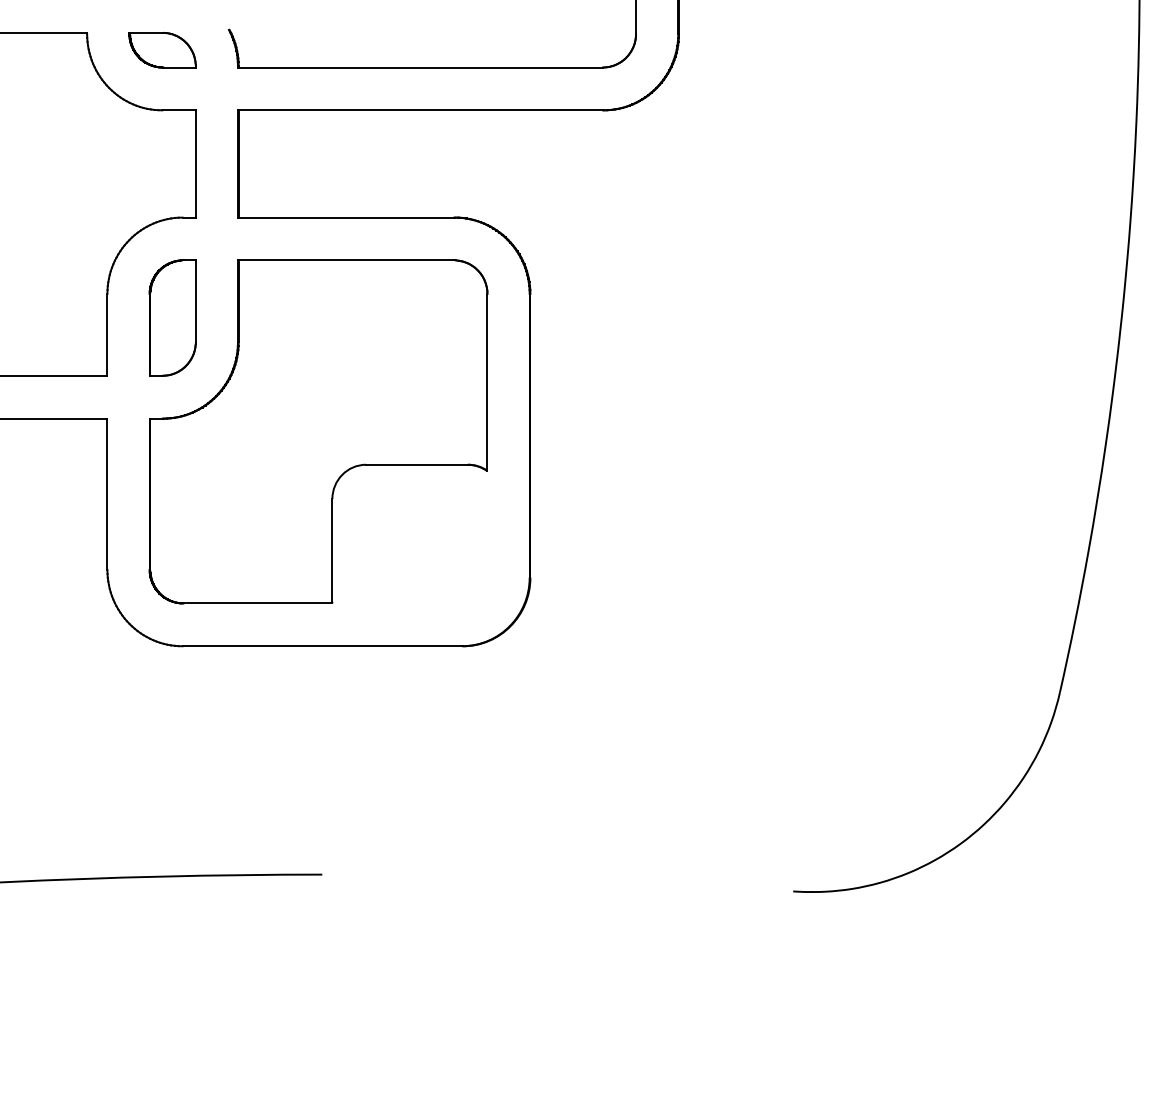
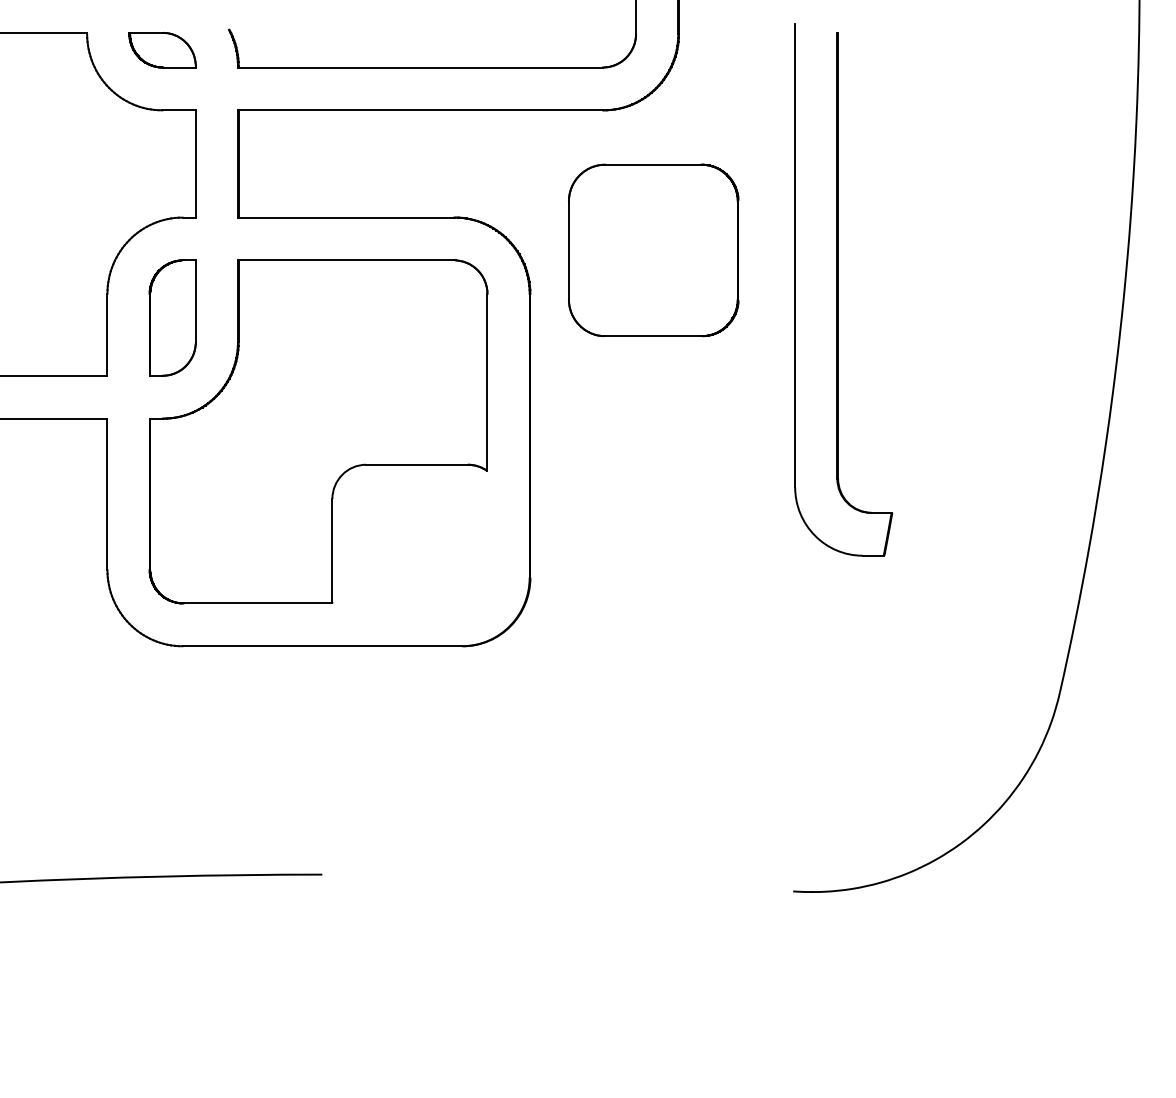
part: none -> present (653, 250)
part: none -> present (843, 289)
